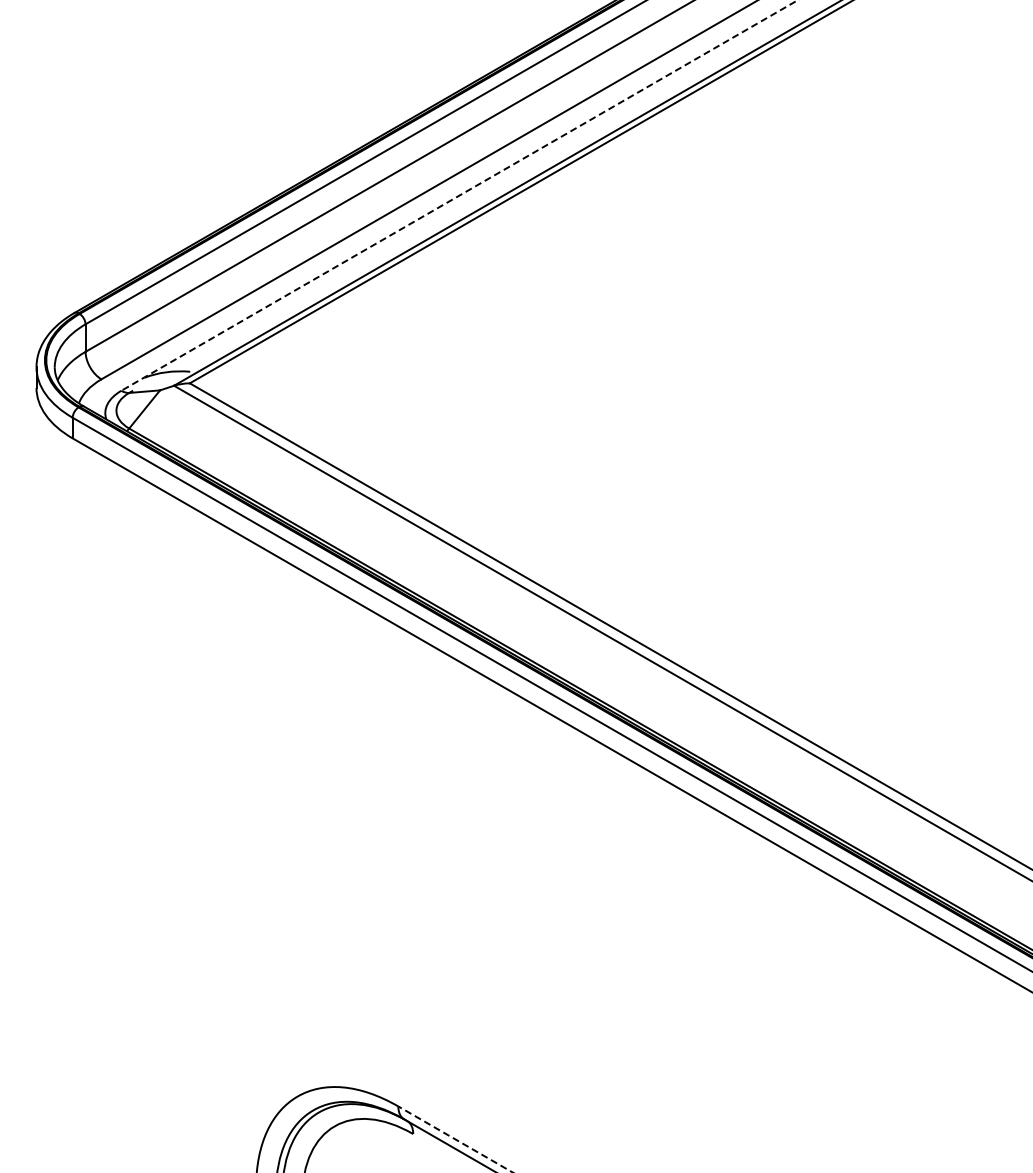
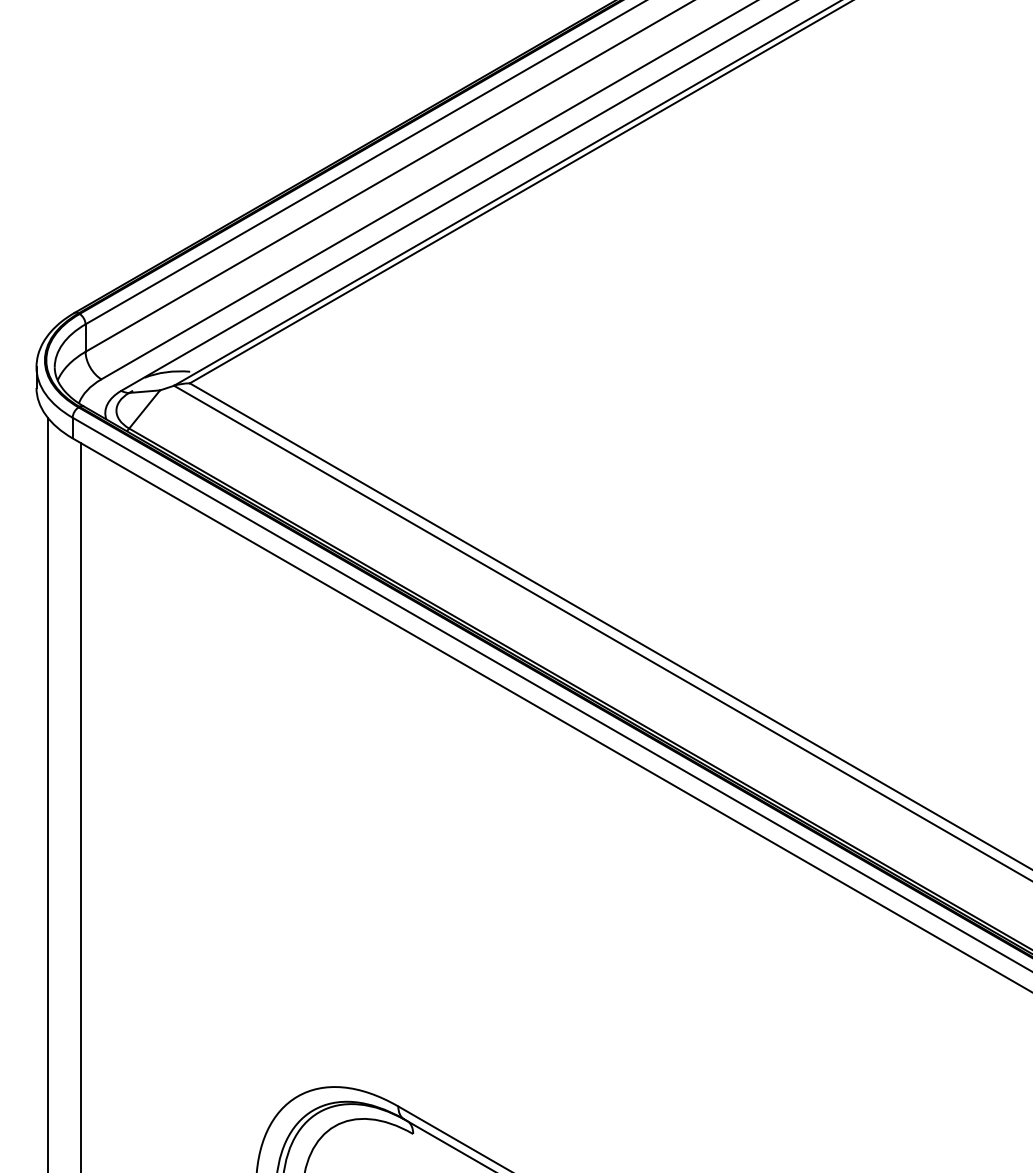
line: dashed -> solid (459, 195)
line: none -> present (47, 793)
line: none -> present (80, 805)
line: dashed -> solid (455, 1139)
